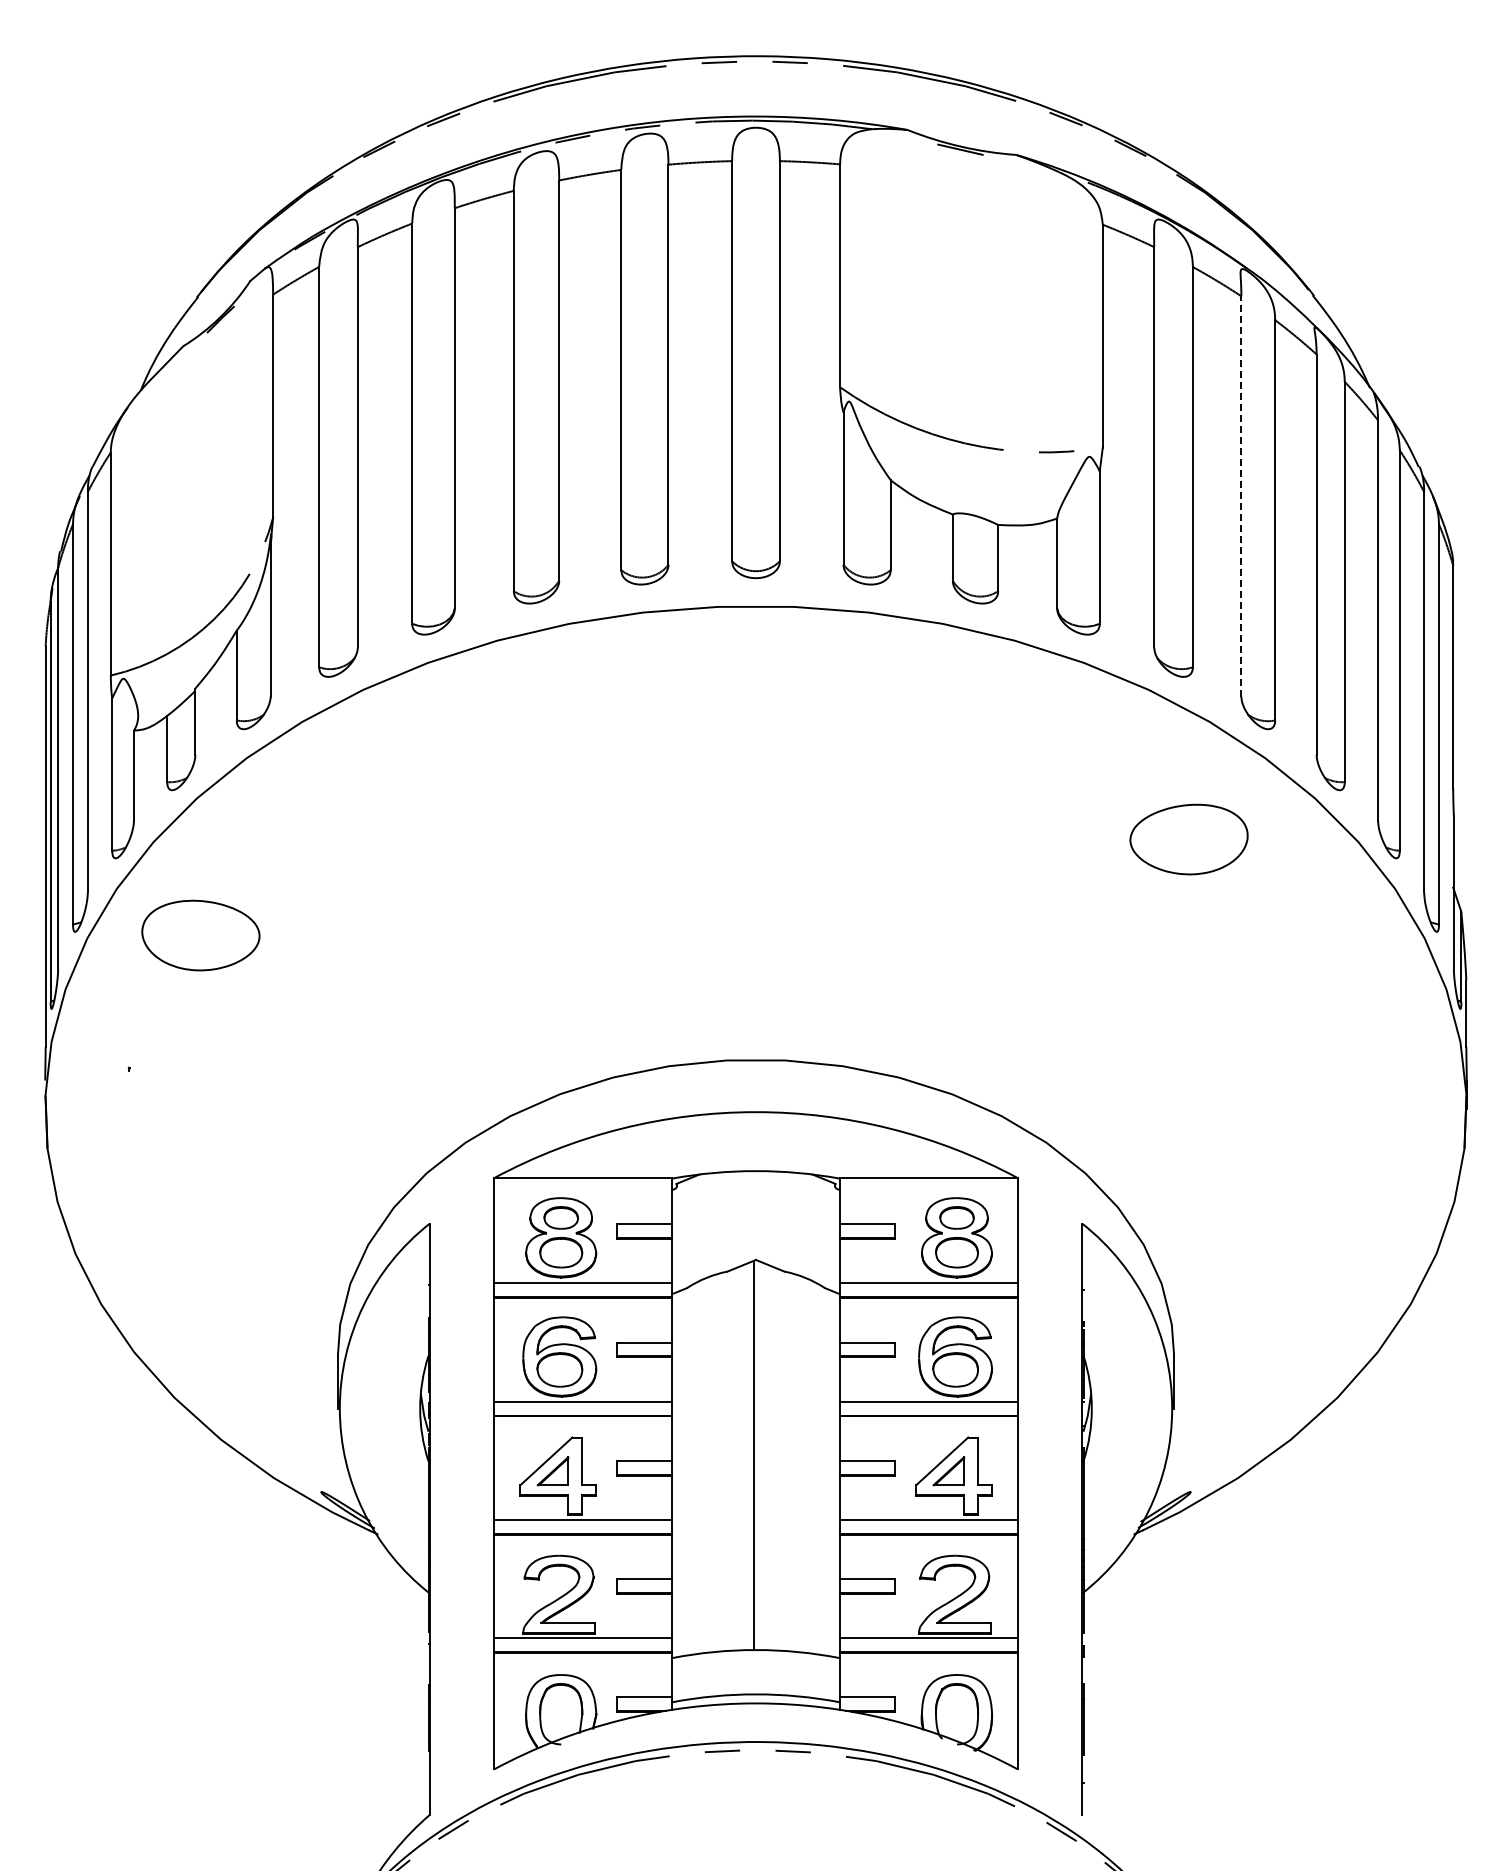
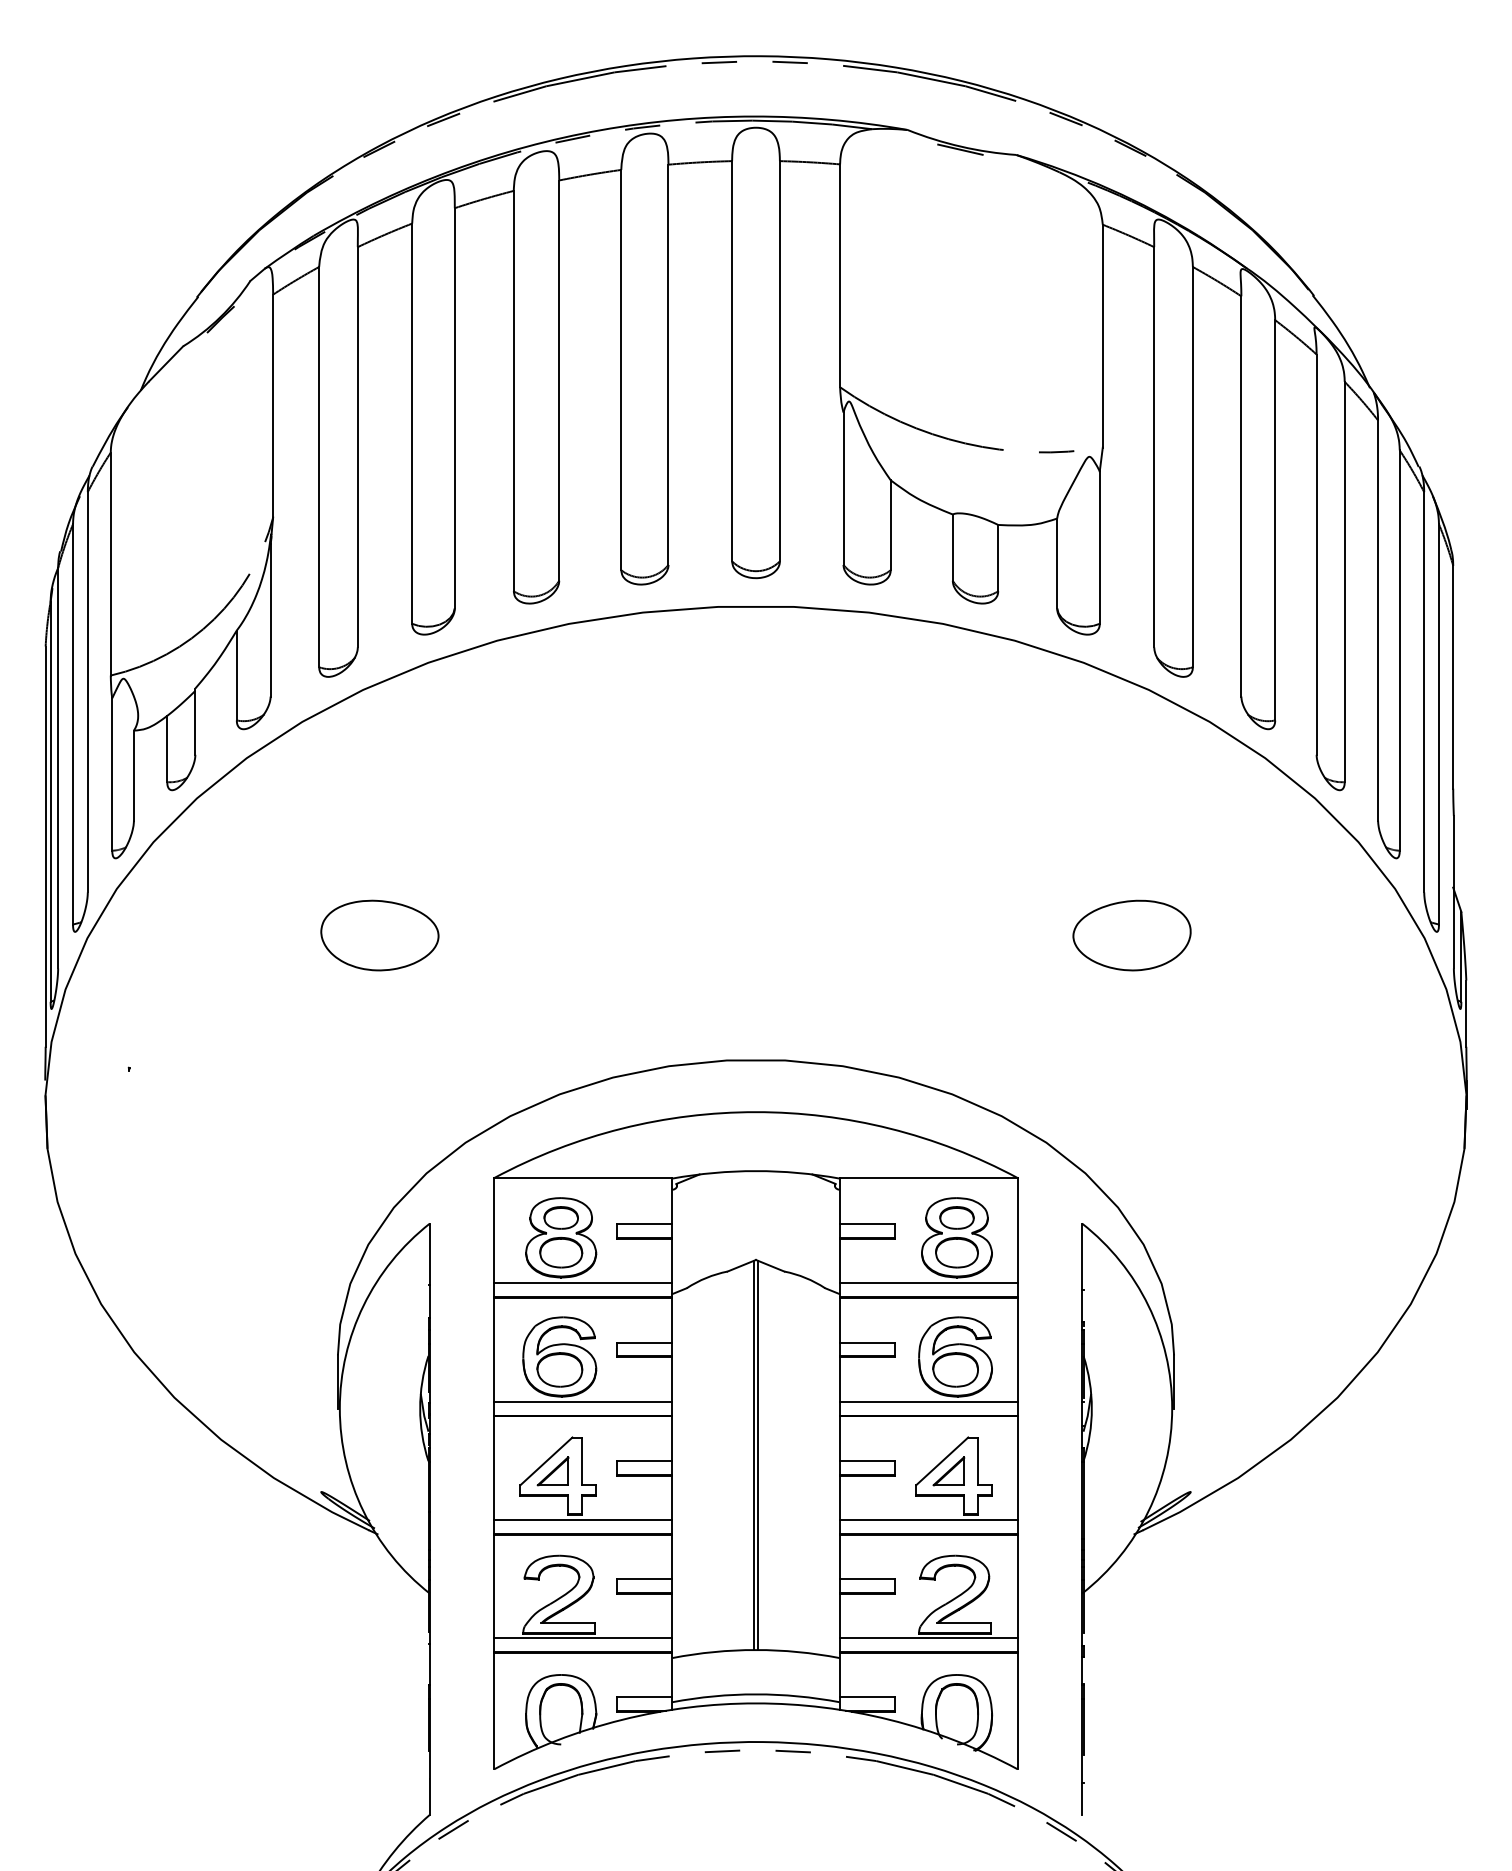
line: dashed -> solid (1241, 495)
part position: (1188, 839) -> (1131, 935) (1131, 935)
part position: (200, 935) -> (379, 935) (379, 935)
line: none -> present (758, 1455)
